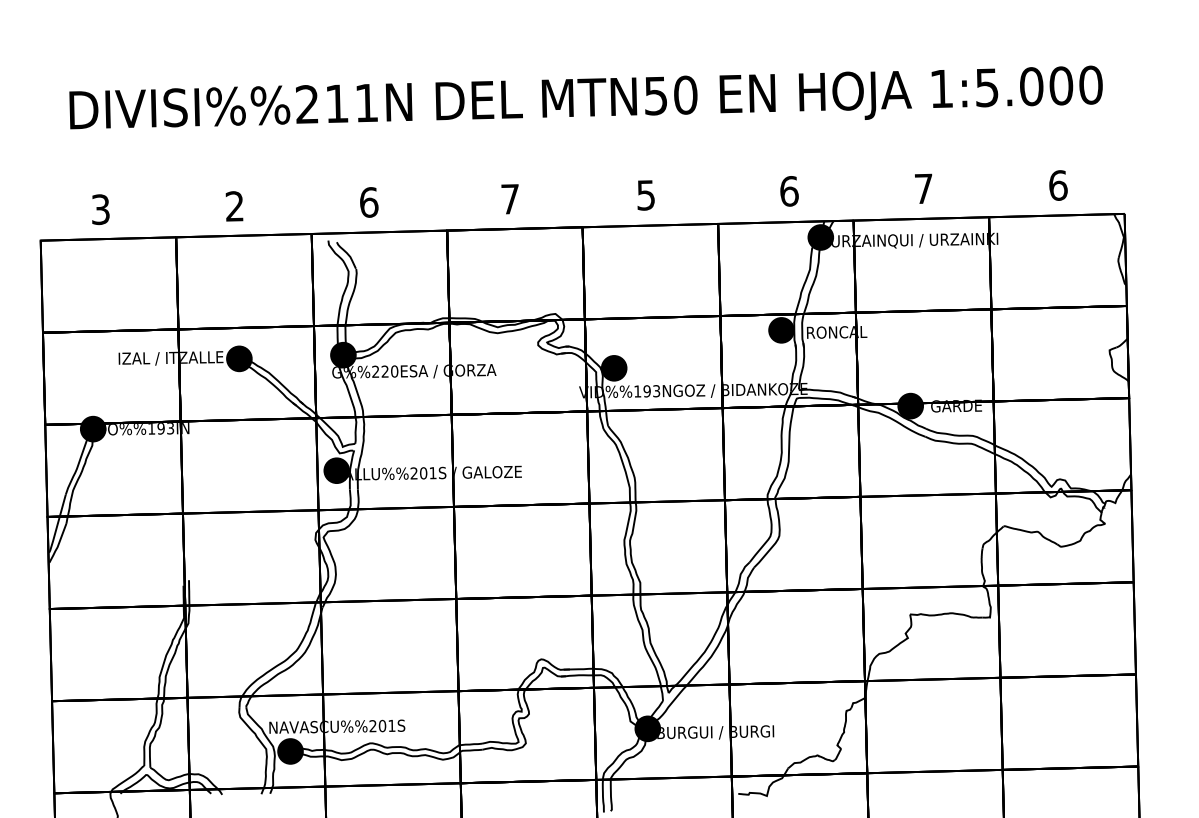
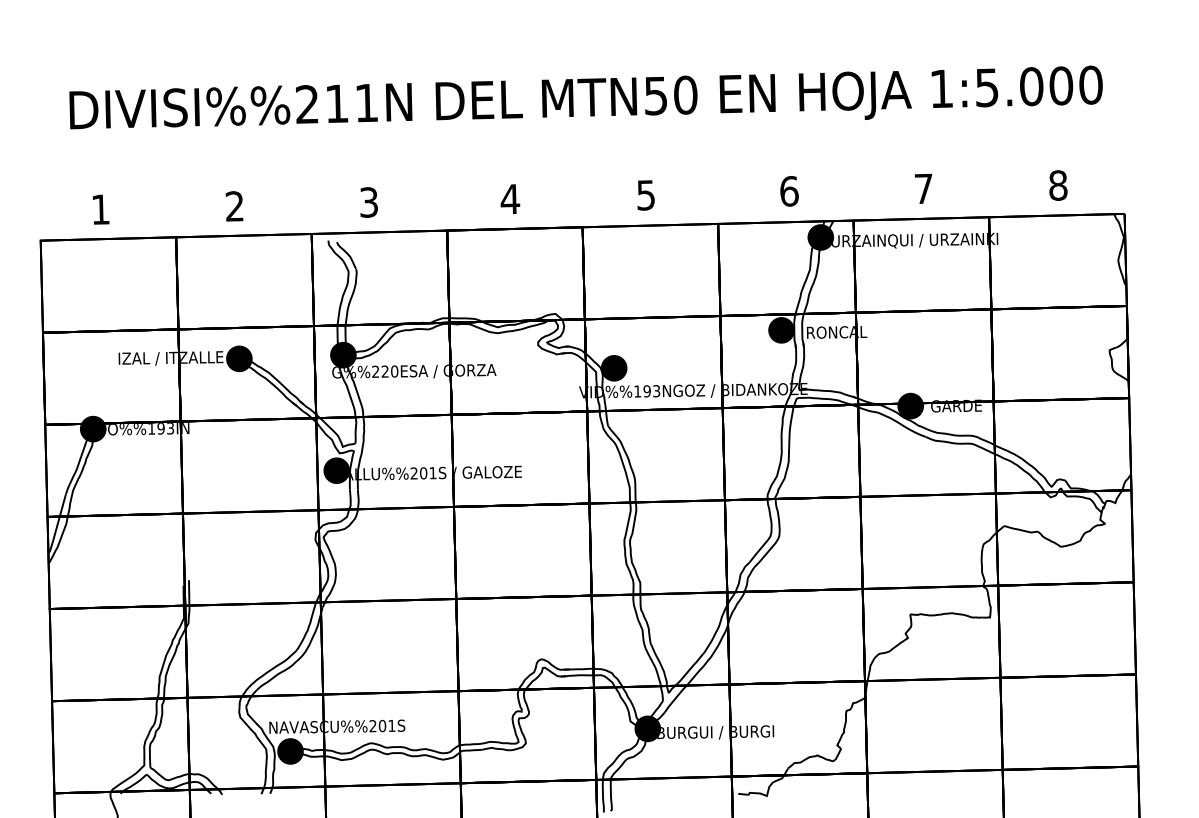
text: 6 -> 8 (1058, 185)
text: 7 -> 4 (510, 199)
text: 6 -> 3 (369, 202)
text: 3 -> 1 (100, 209)
